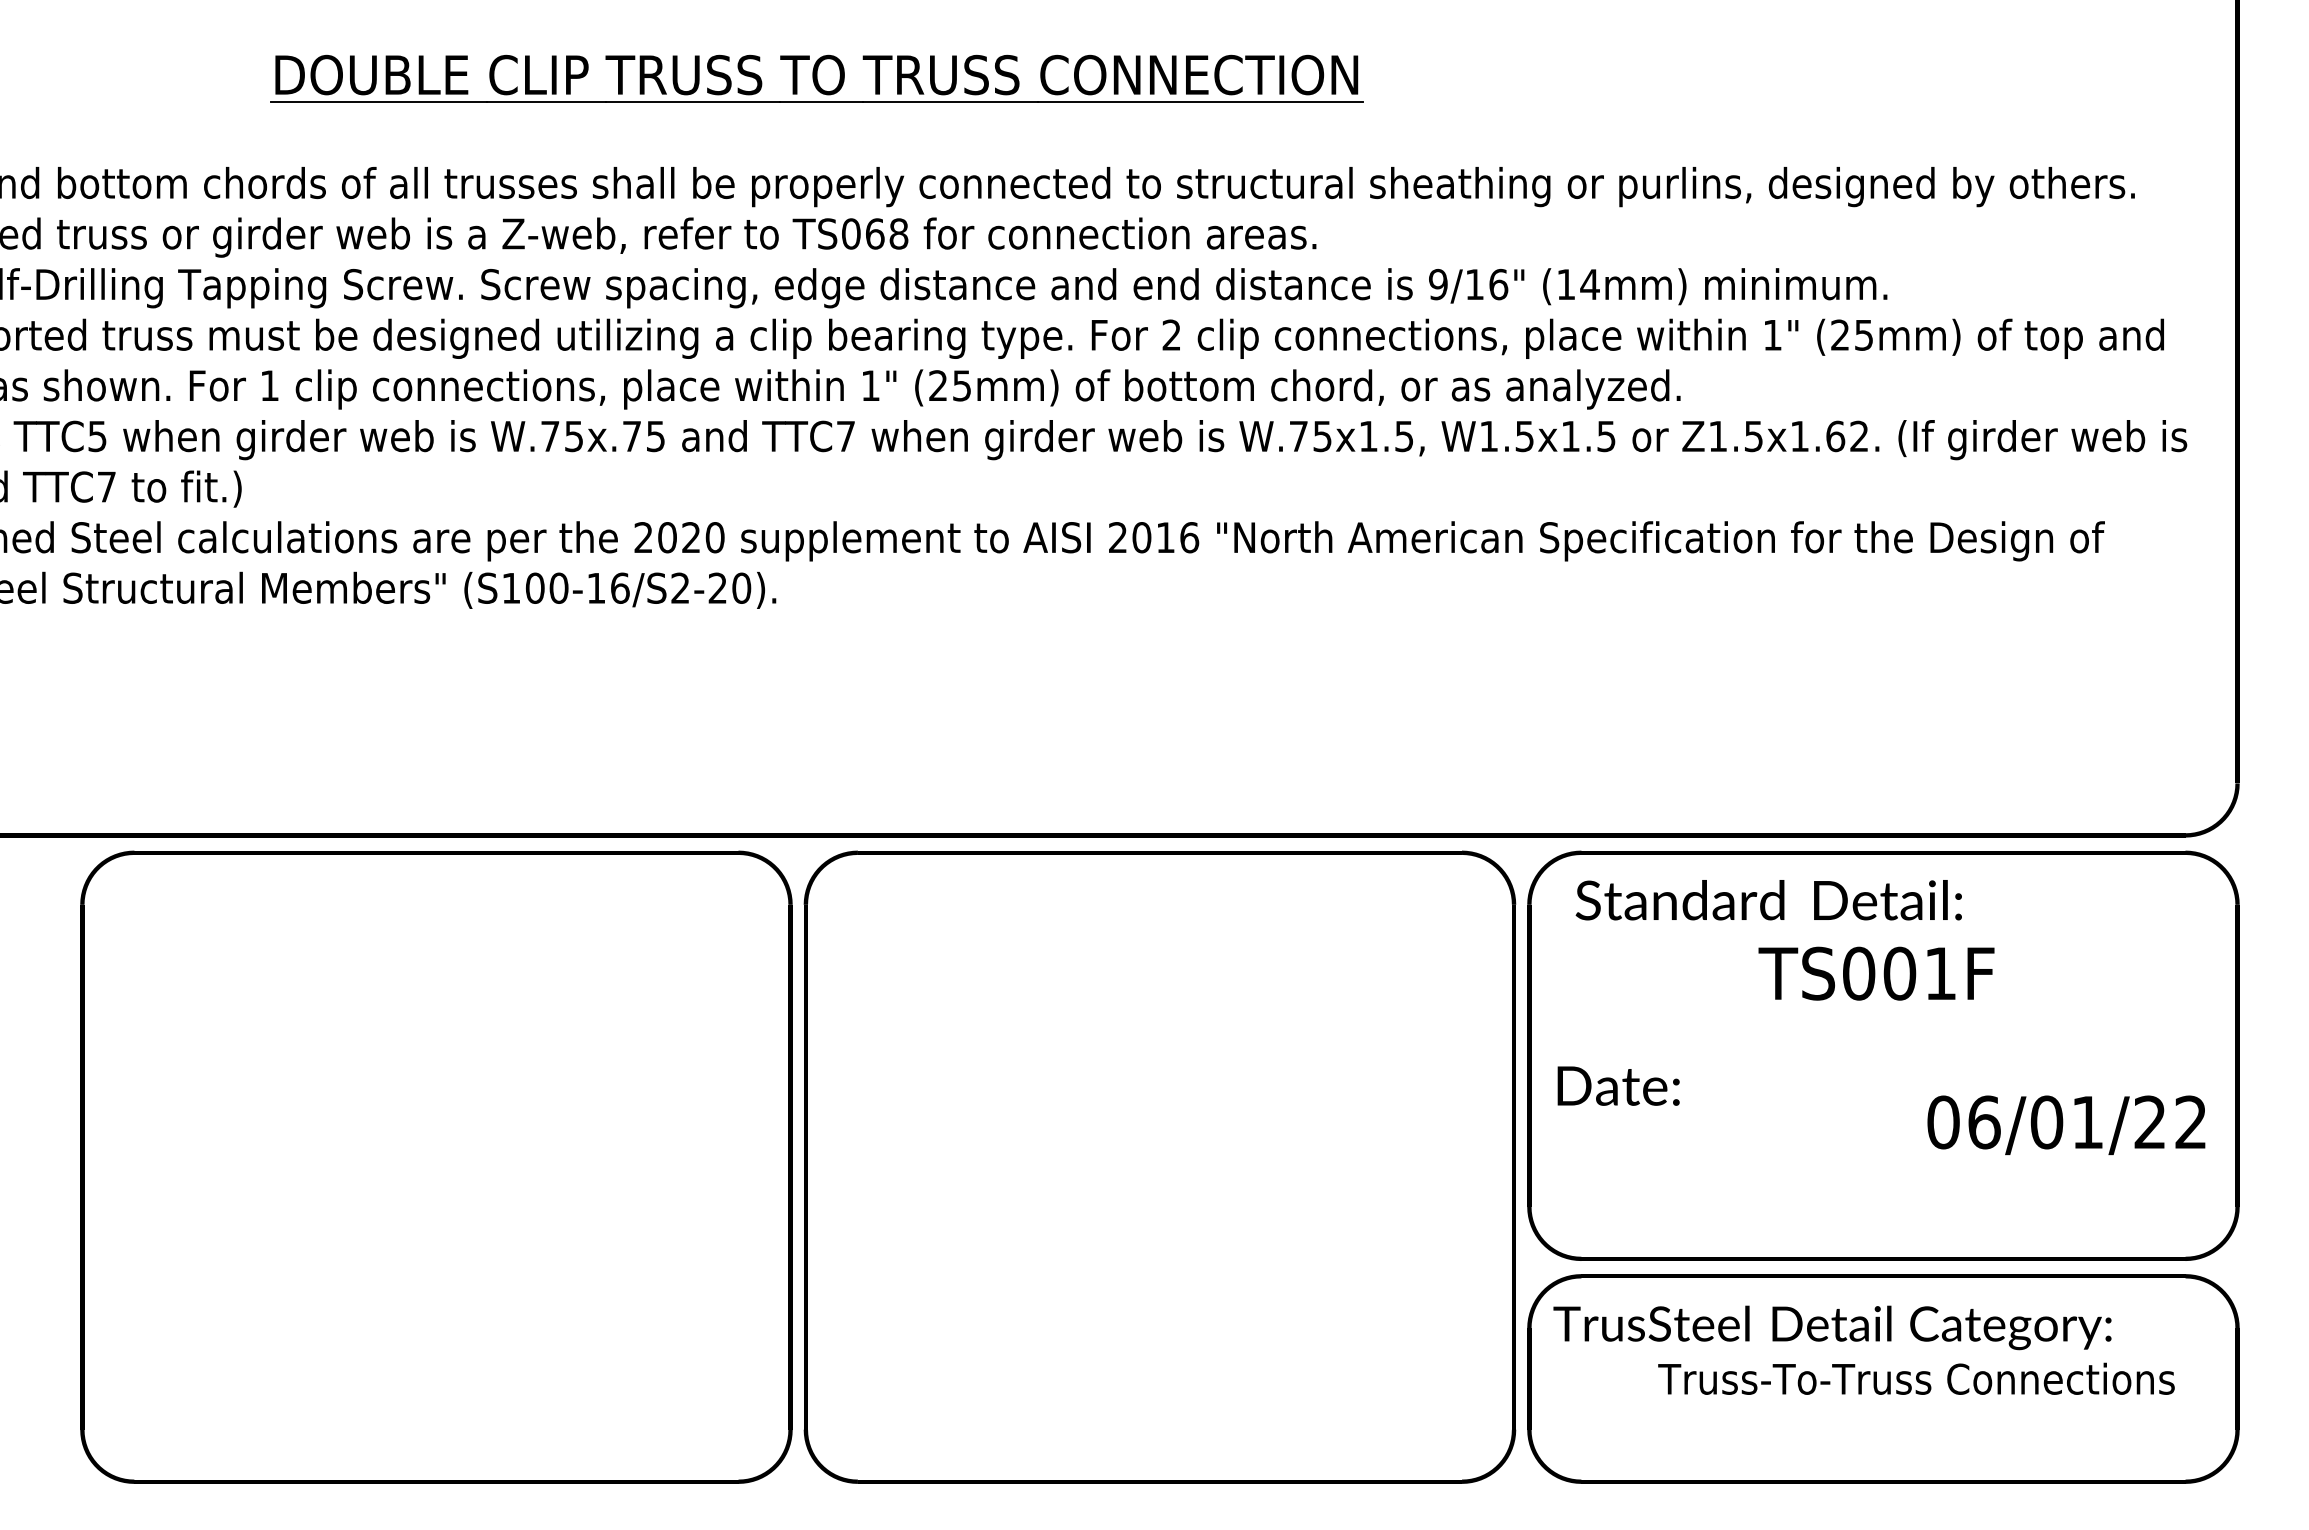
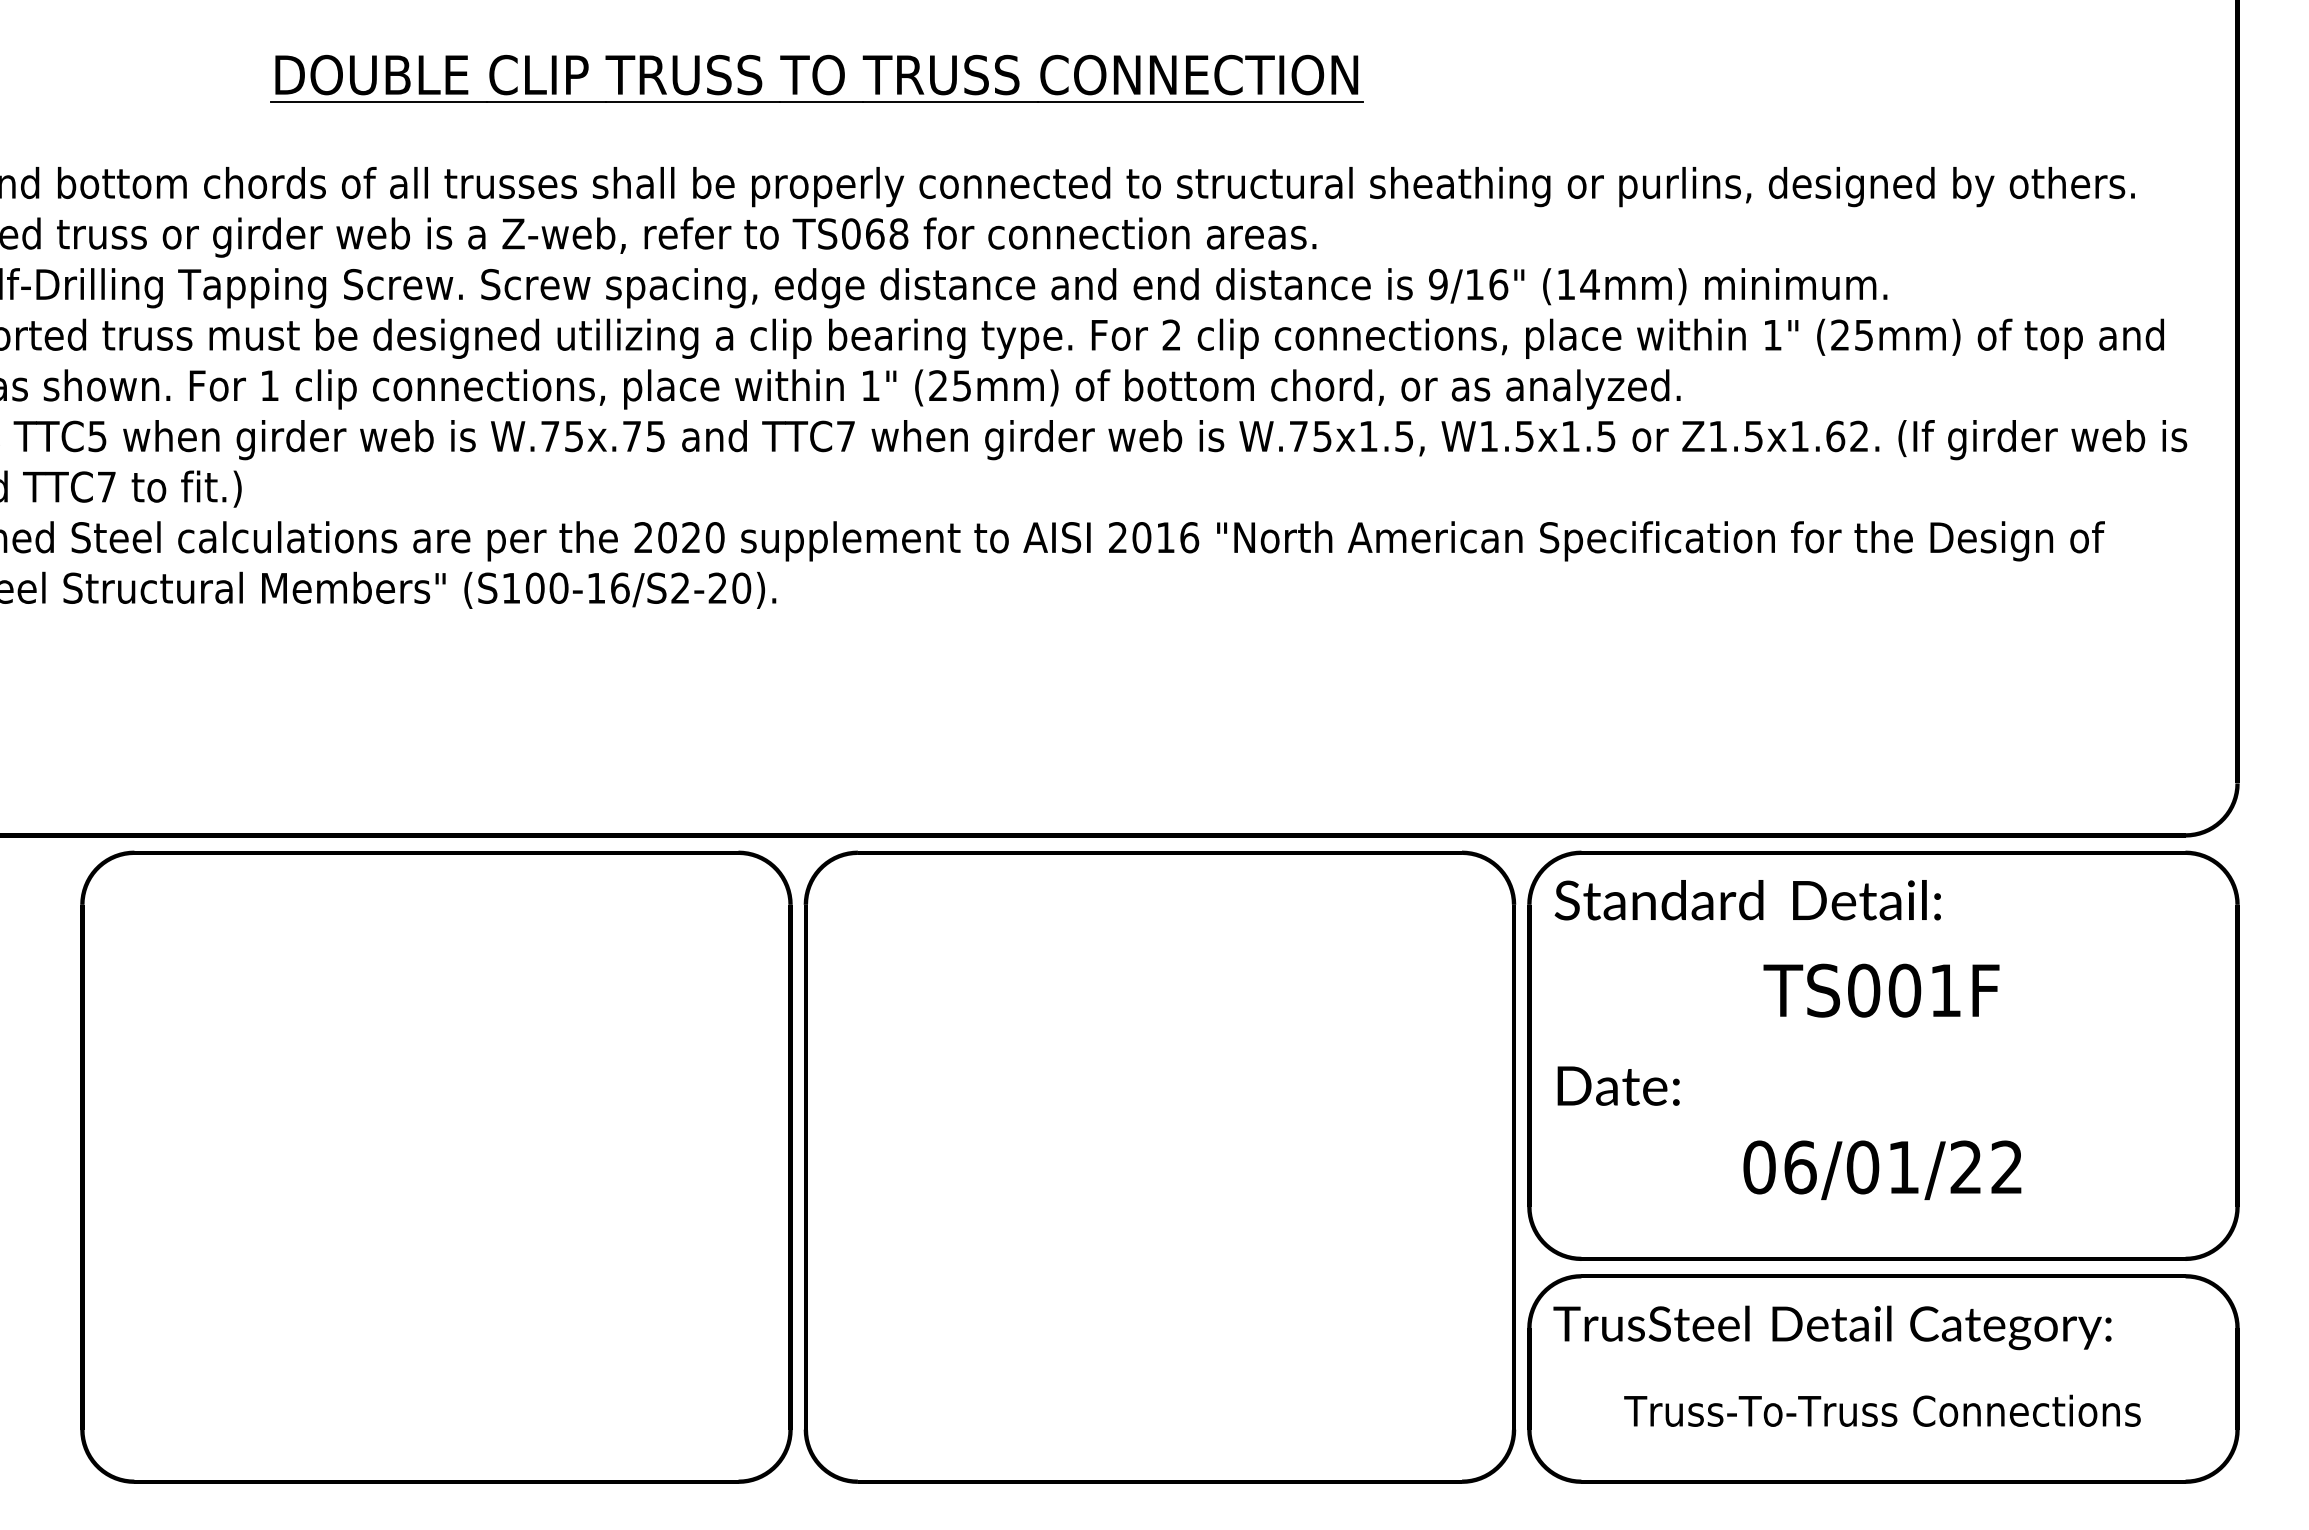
text position: (1768, 900) -> (1747, 900) (1747, 900)
text position: (1876, 973) -> (1881, 990) (1881, 990)
text position: (2066, 1125) -> (1882, 1170) (1882, 1170)
text position: (1916, 1378) -> (1882, 1410) (1882, 1410)
